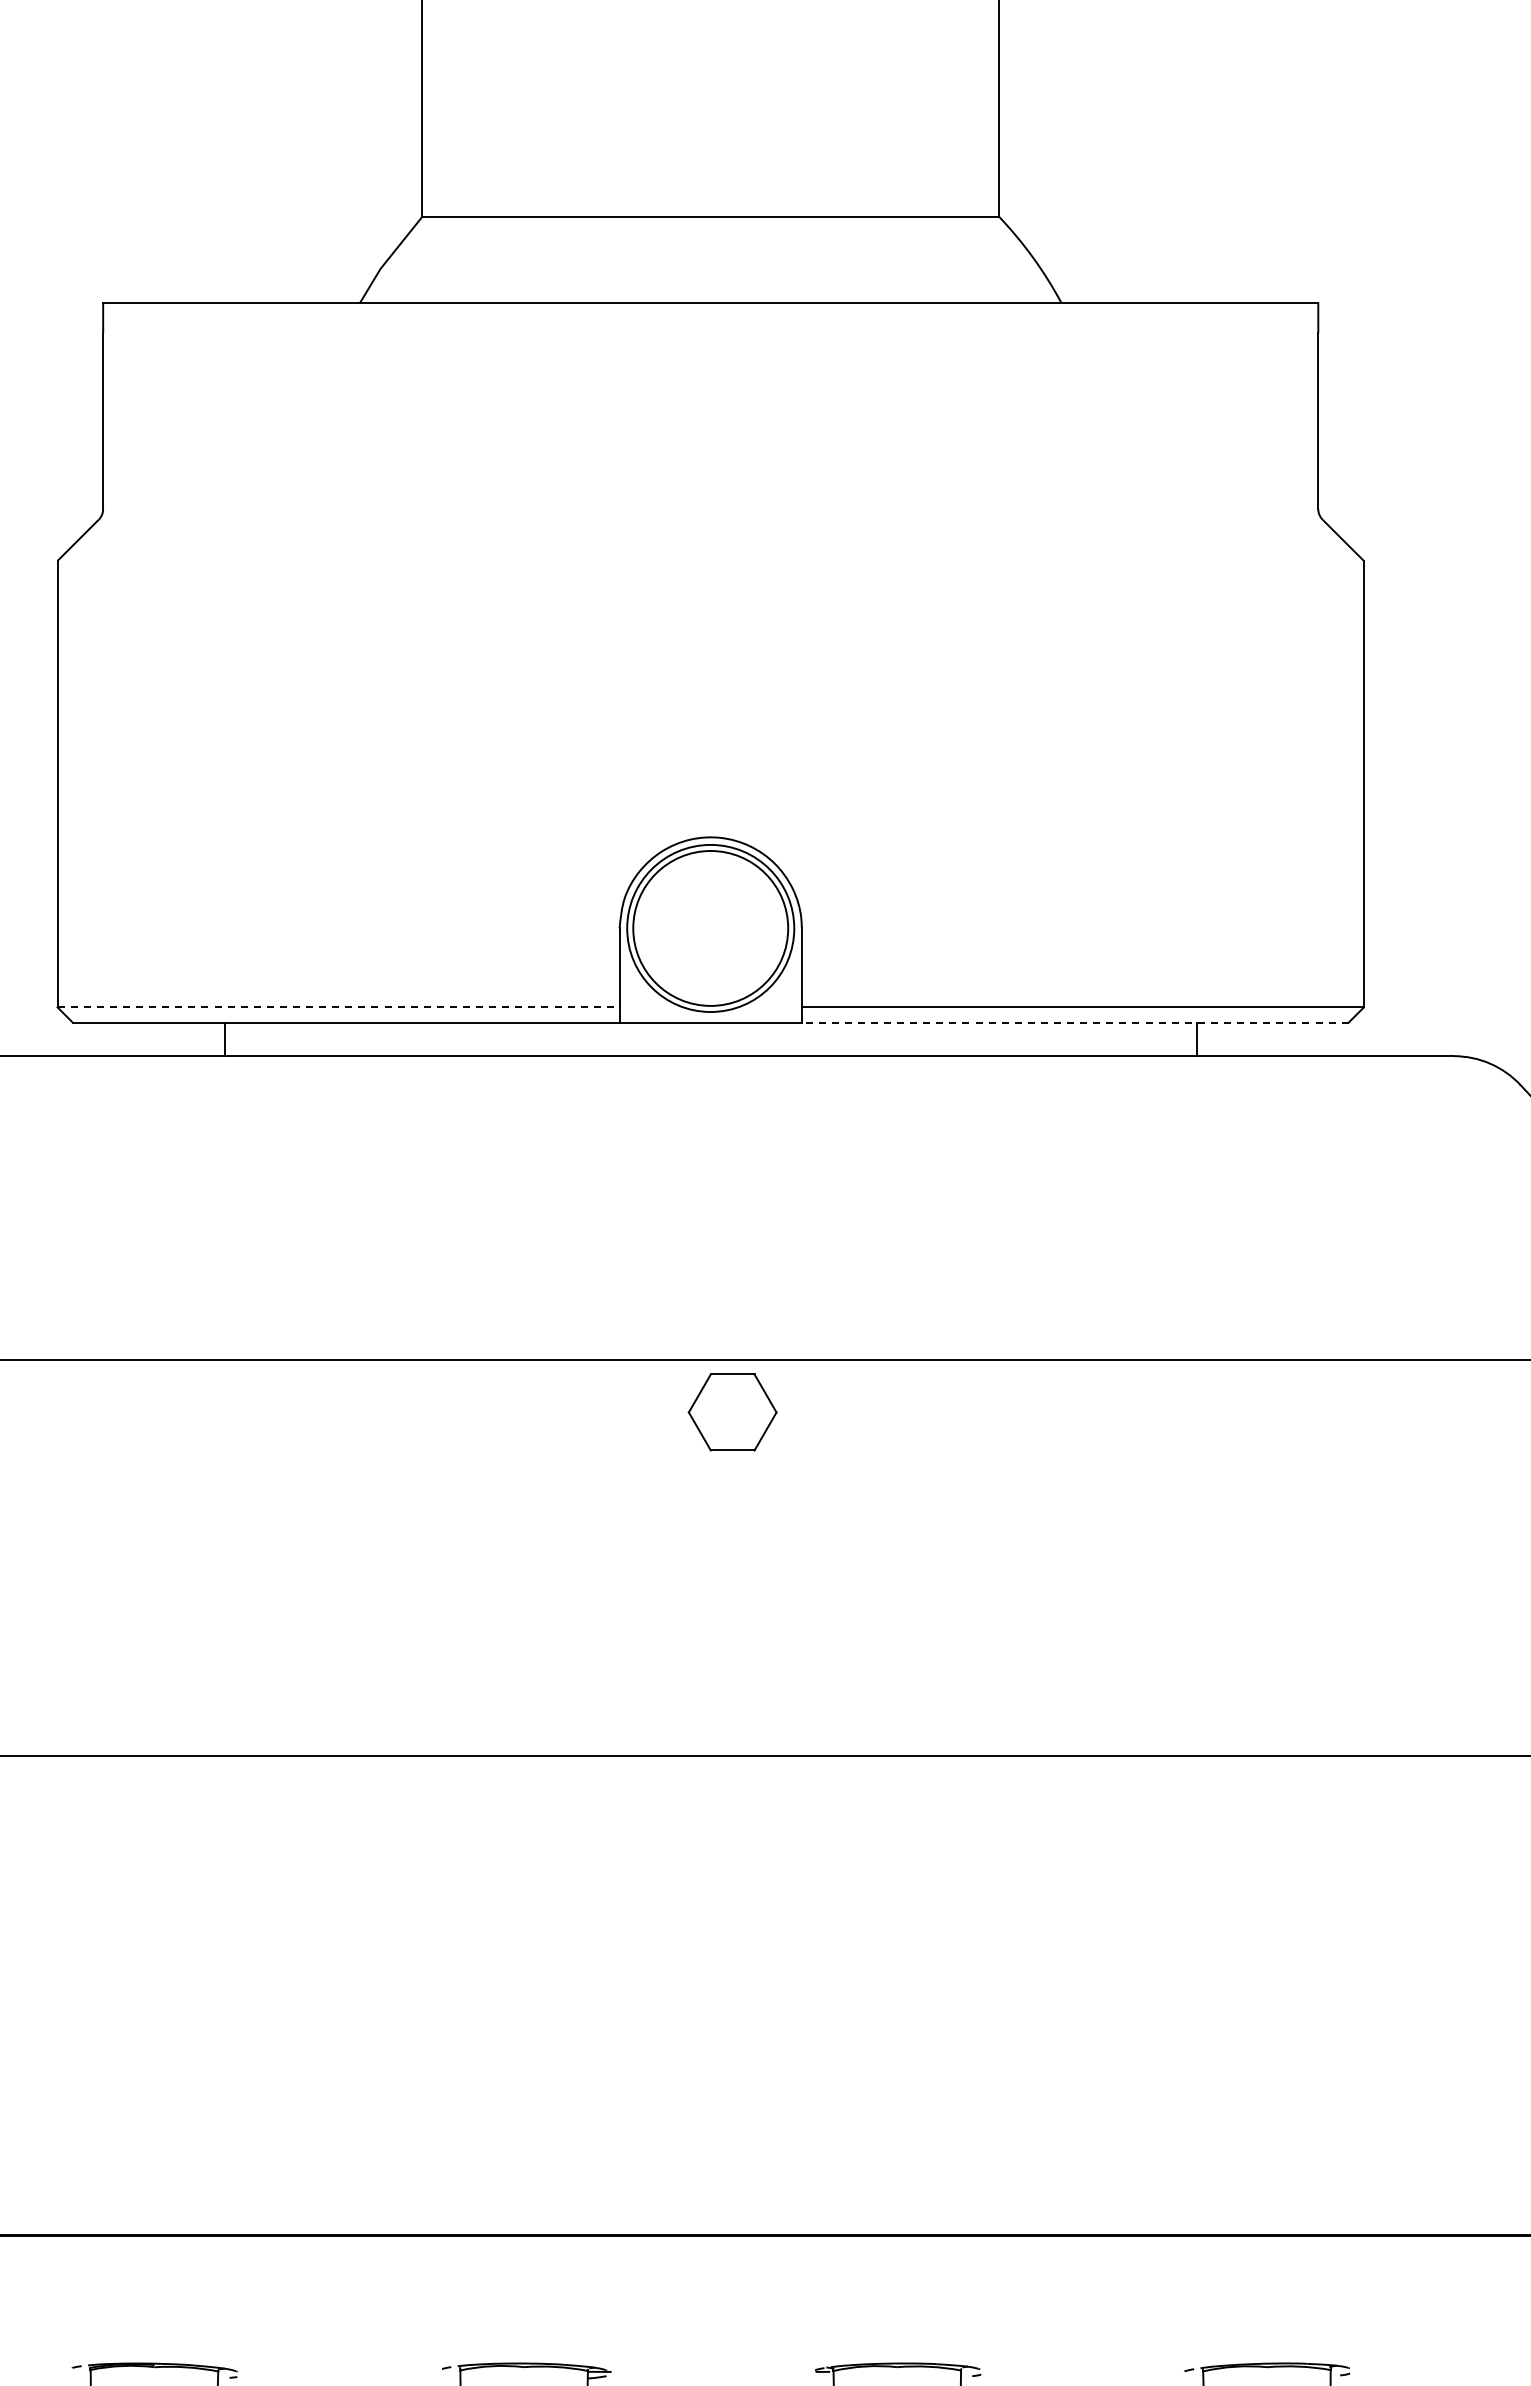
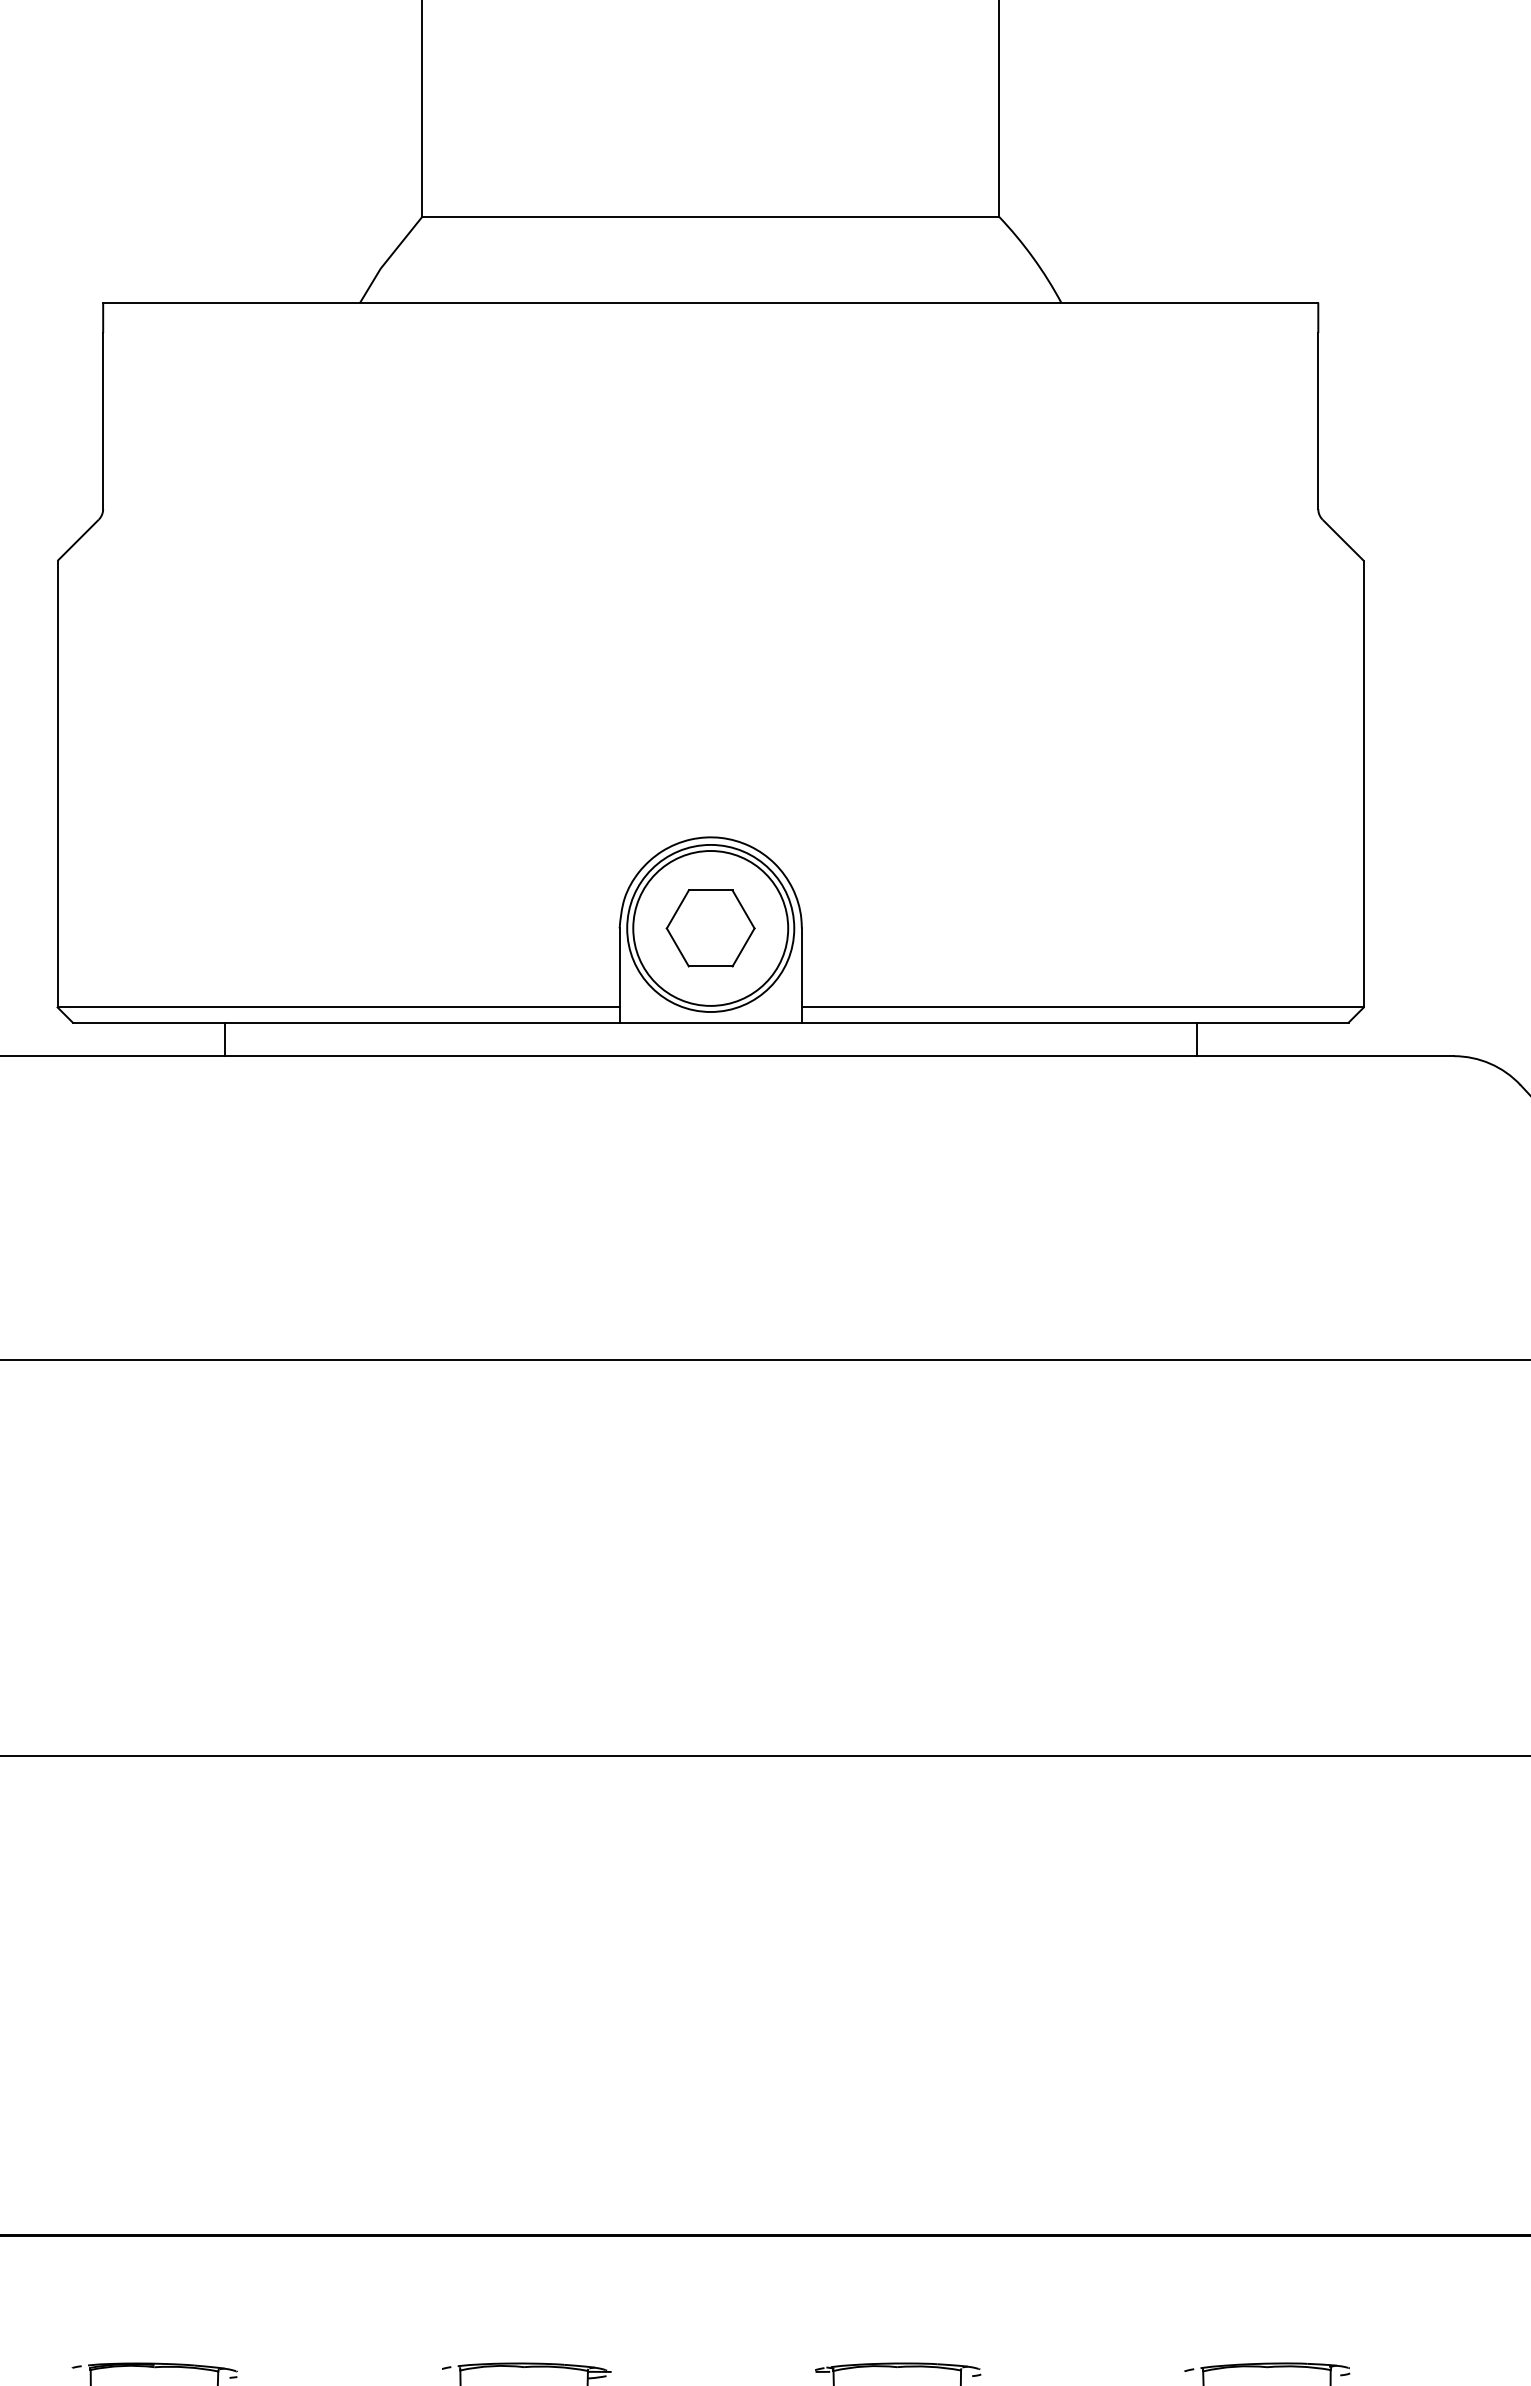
line: dashed -> solid (338, 1007)
line: dashed -> solid (1074, 1022)
part position: (732, 1412) -> (710, 928) (710, 928)
